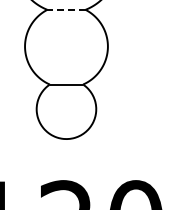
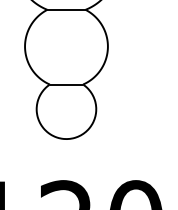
line: dashed -> solid (65, 9)
